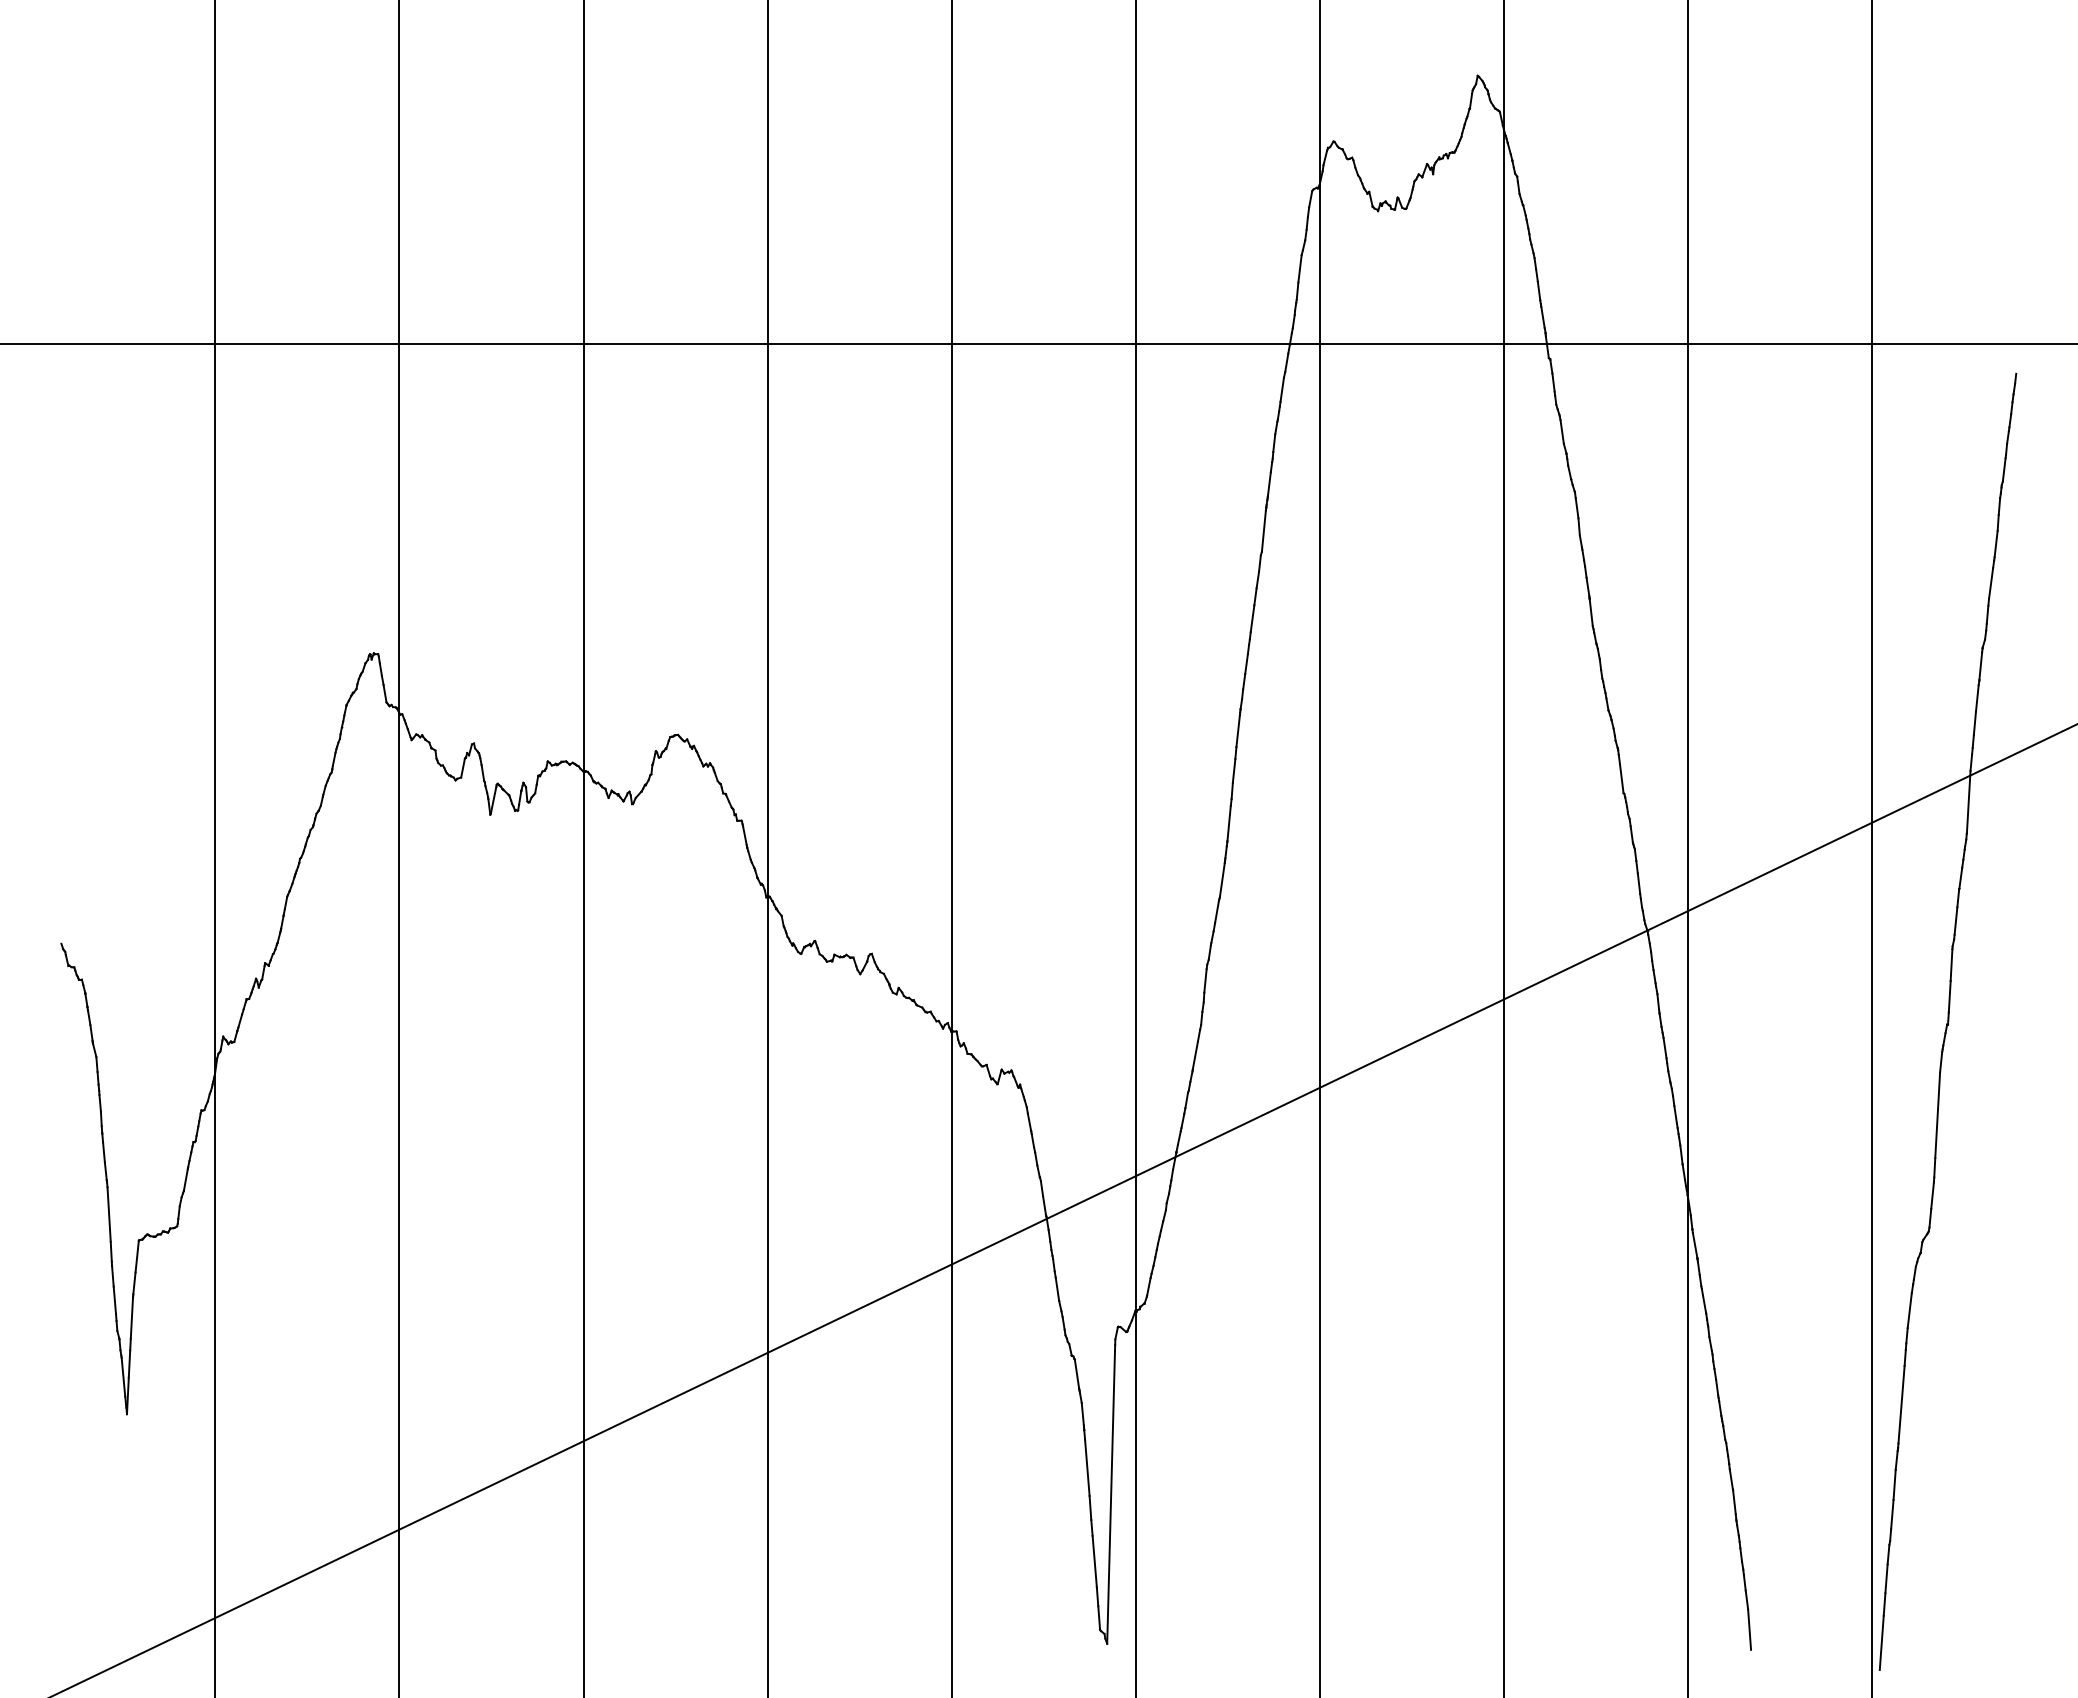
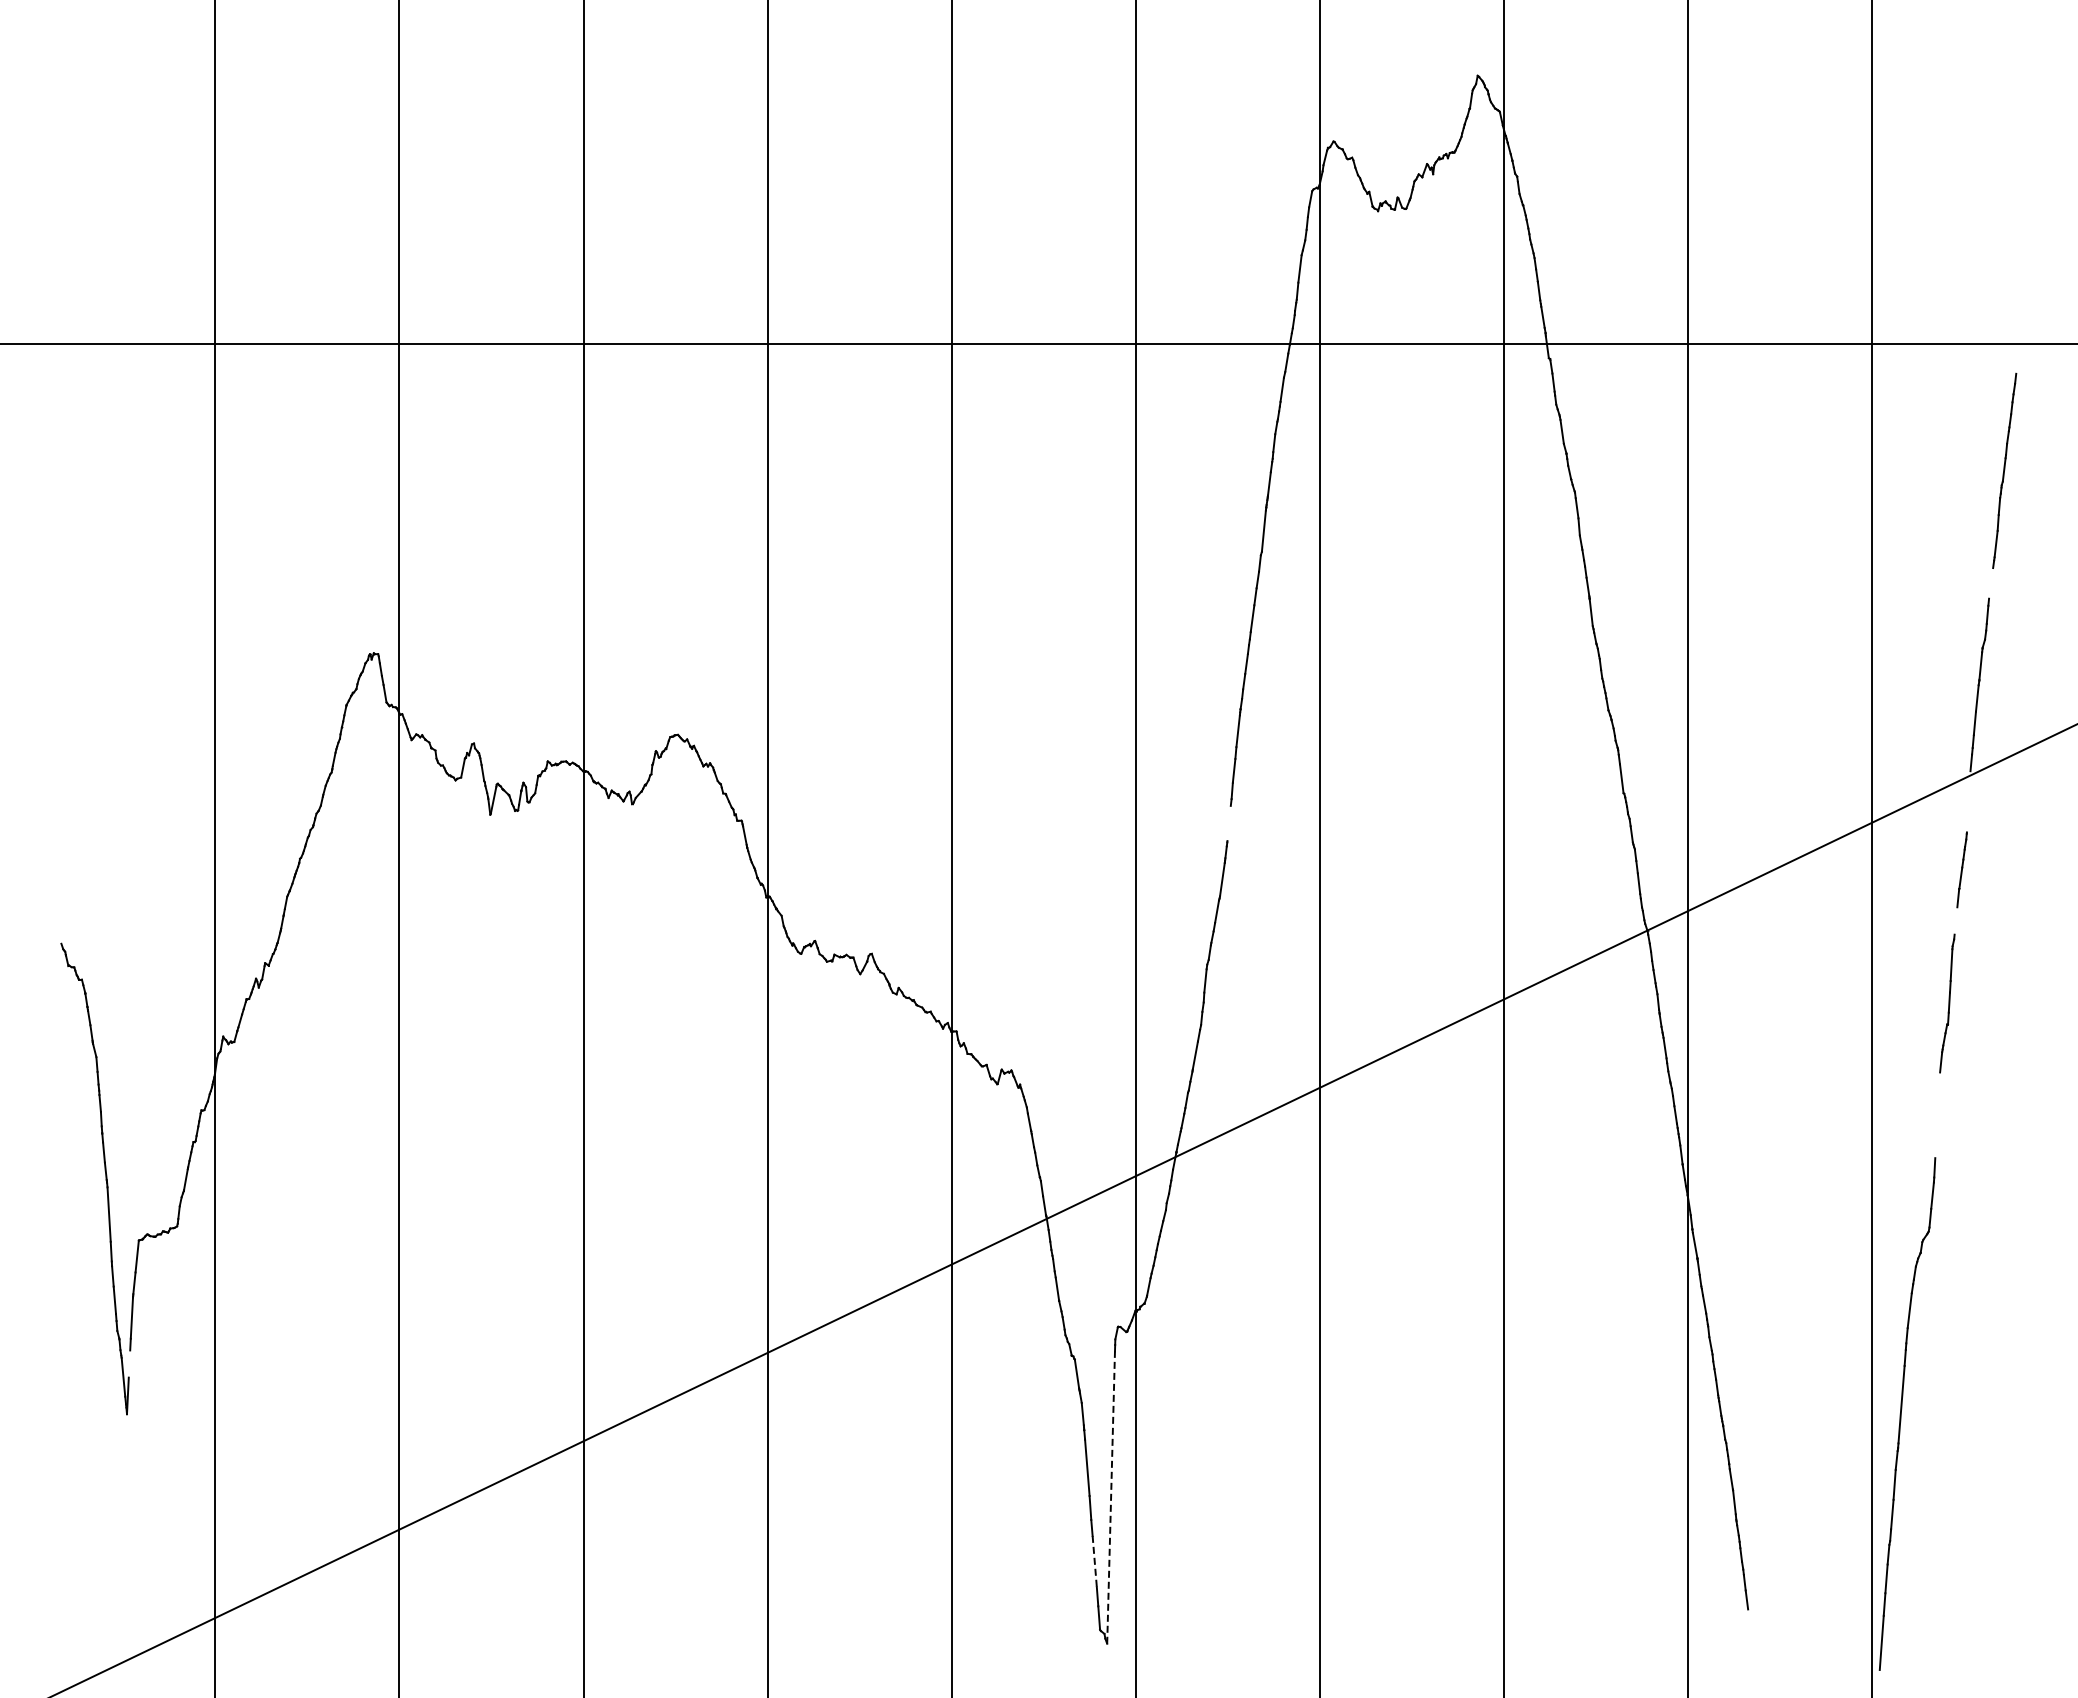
line: present -> none (1991, 583)
line: present -> none (1968, 801)
line: present -> none (1228, 823)
line: present -> none (1955, 920)
line: present -> none (1937, 1115)
line: present -> none (129, 1363)
line: solid -> dashed (1111, 1497)
line: solid -> dashed (1094, 1561)
line: present -> none (1749, 1629)
